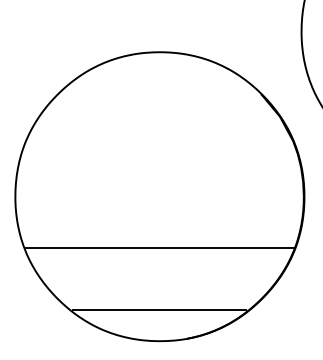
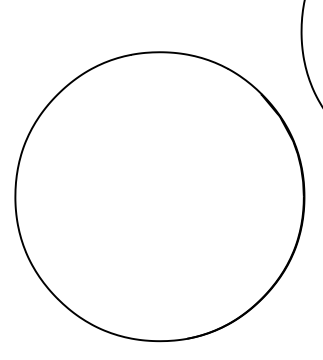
line: present -> none (159, 248)
line: present -> none (159, 310)
